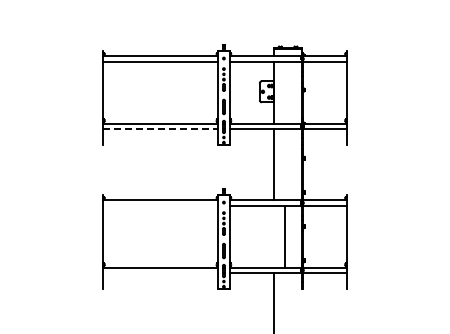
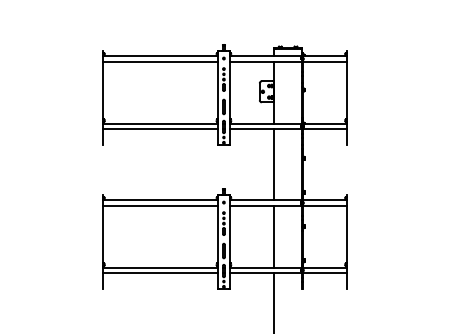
line: dashed -> solid (161, 129)
line: none -> present (160, 205)
line position: (285, 236) -> (274, 236) (274, 236)
line: none -> present (160, 273)
